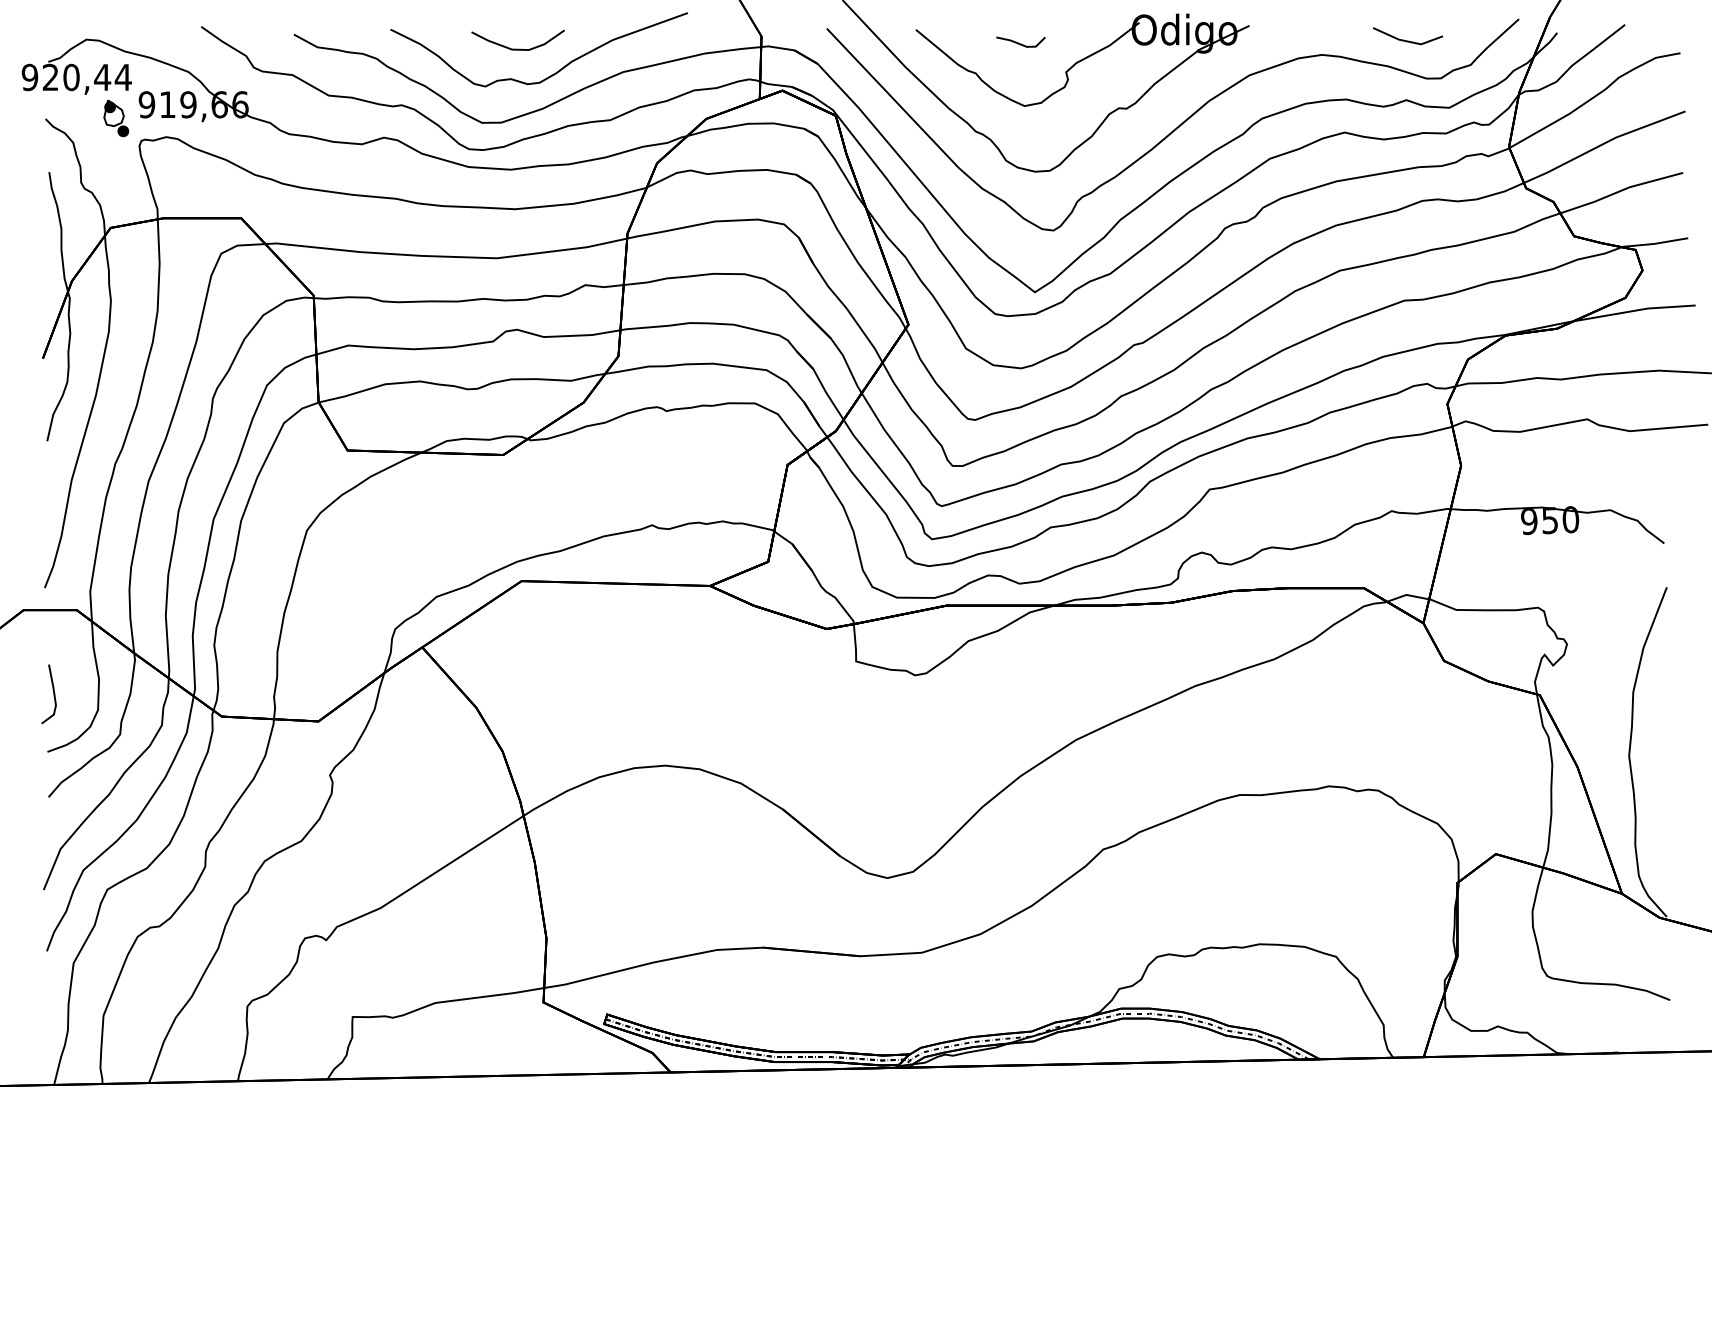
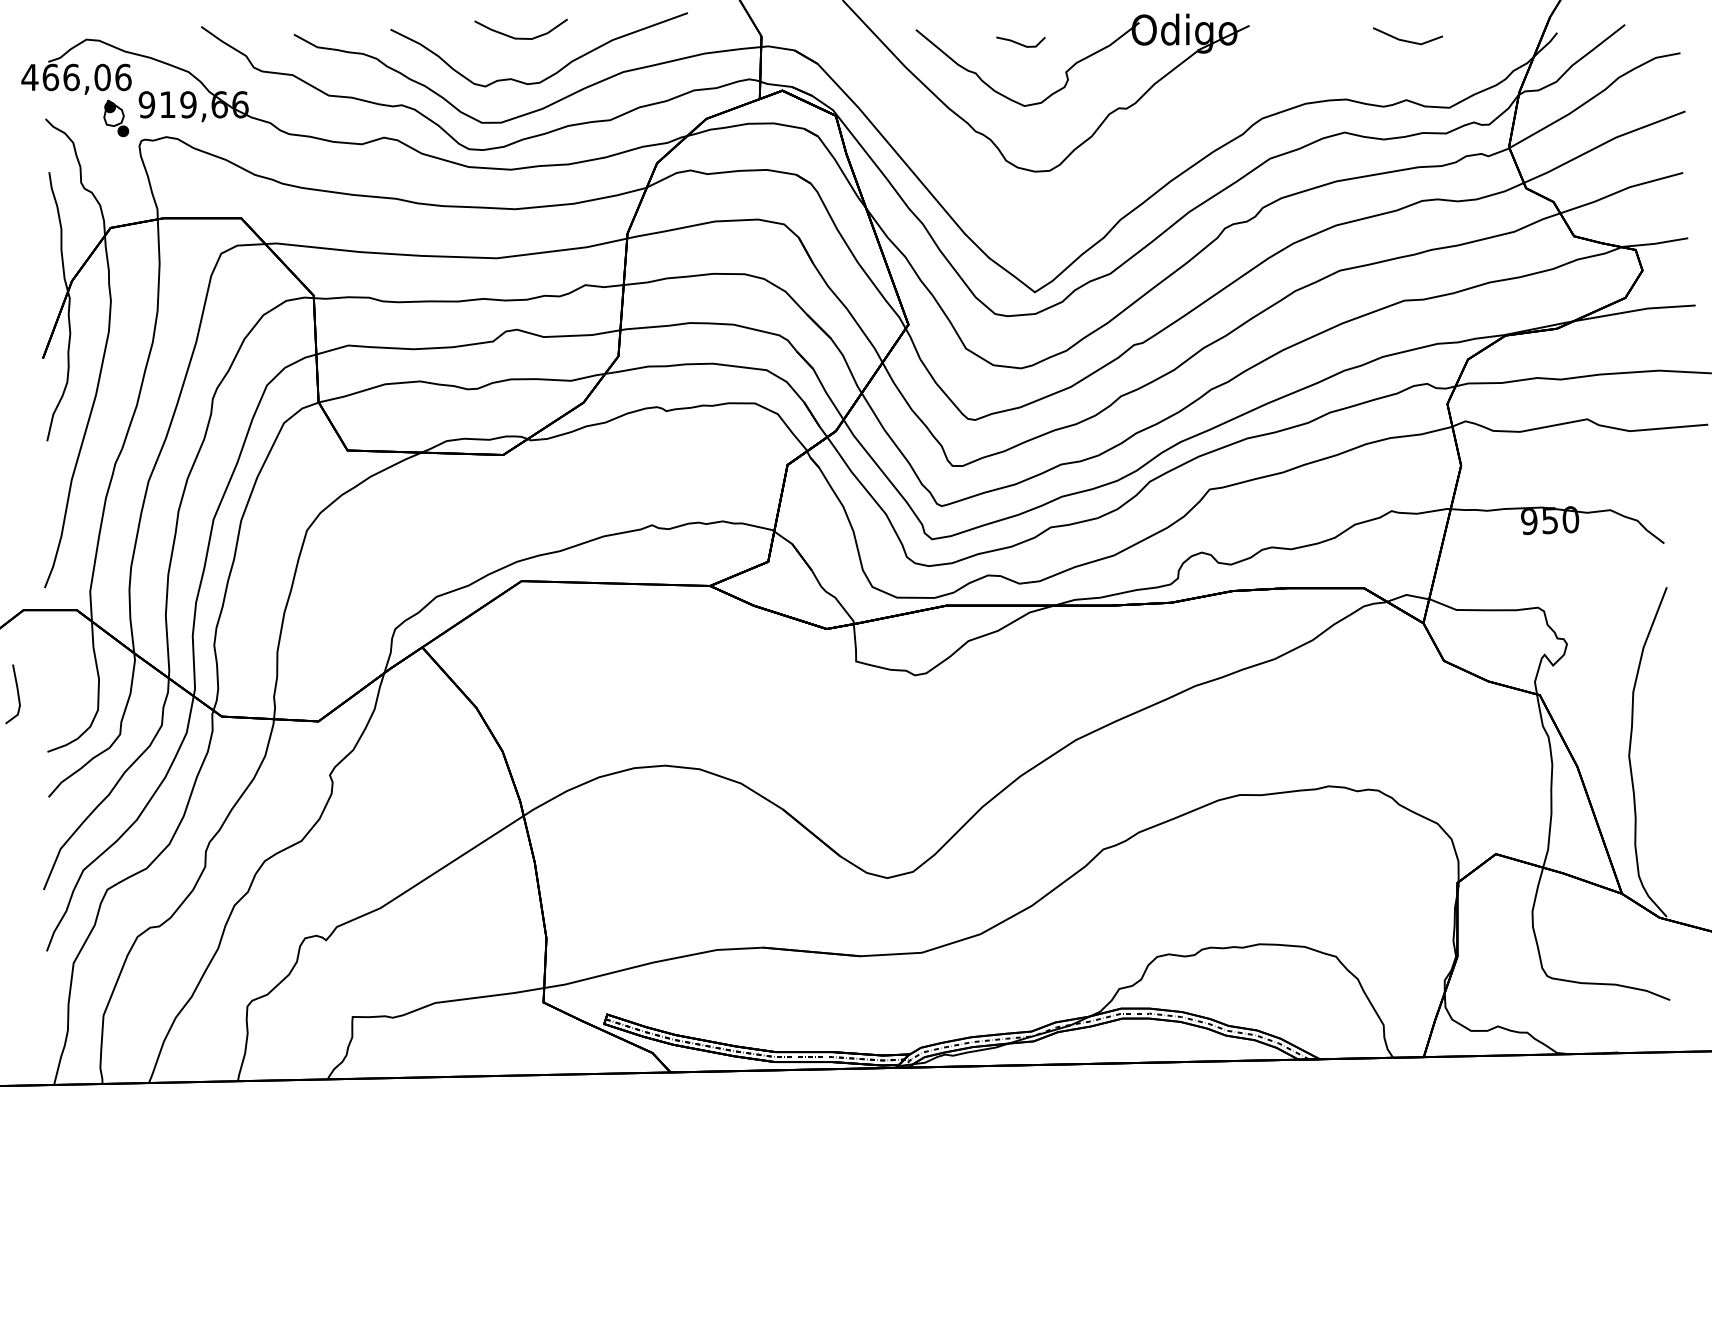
curve position: (517, 48) -> (520, 37) (520, 37)
text: 920,44 -> 466,06 (76, 77)
curve: present -> none (1176, 127)
line position: (53, 694) -> (17, 694) (17, 694)
